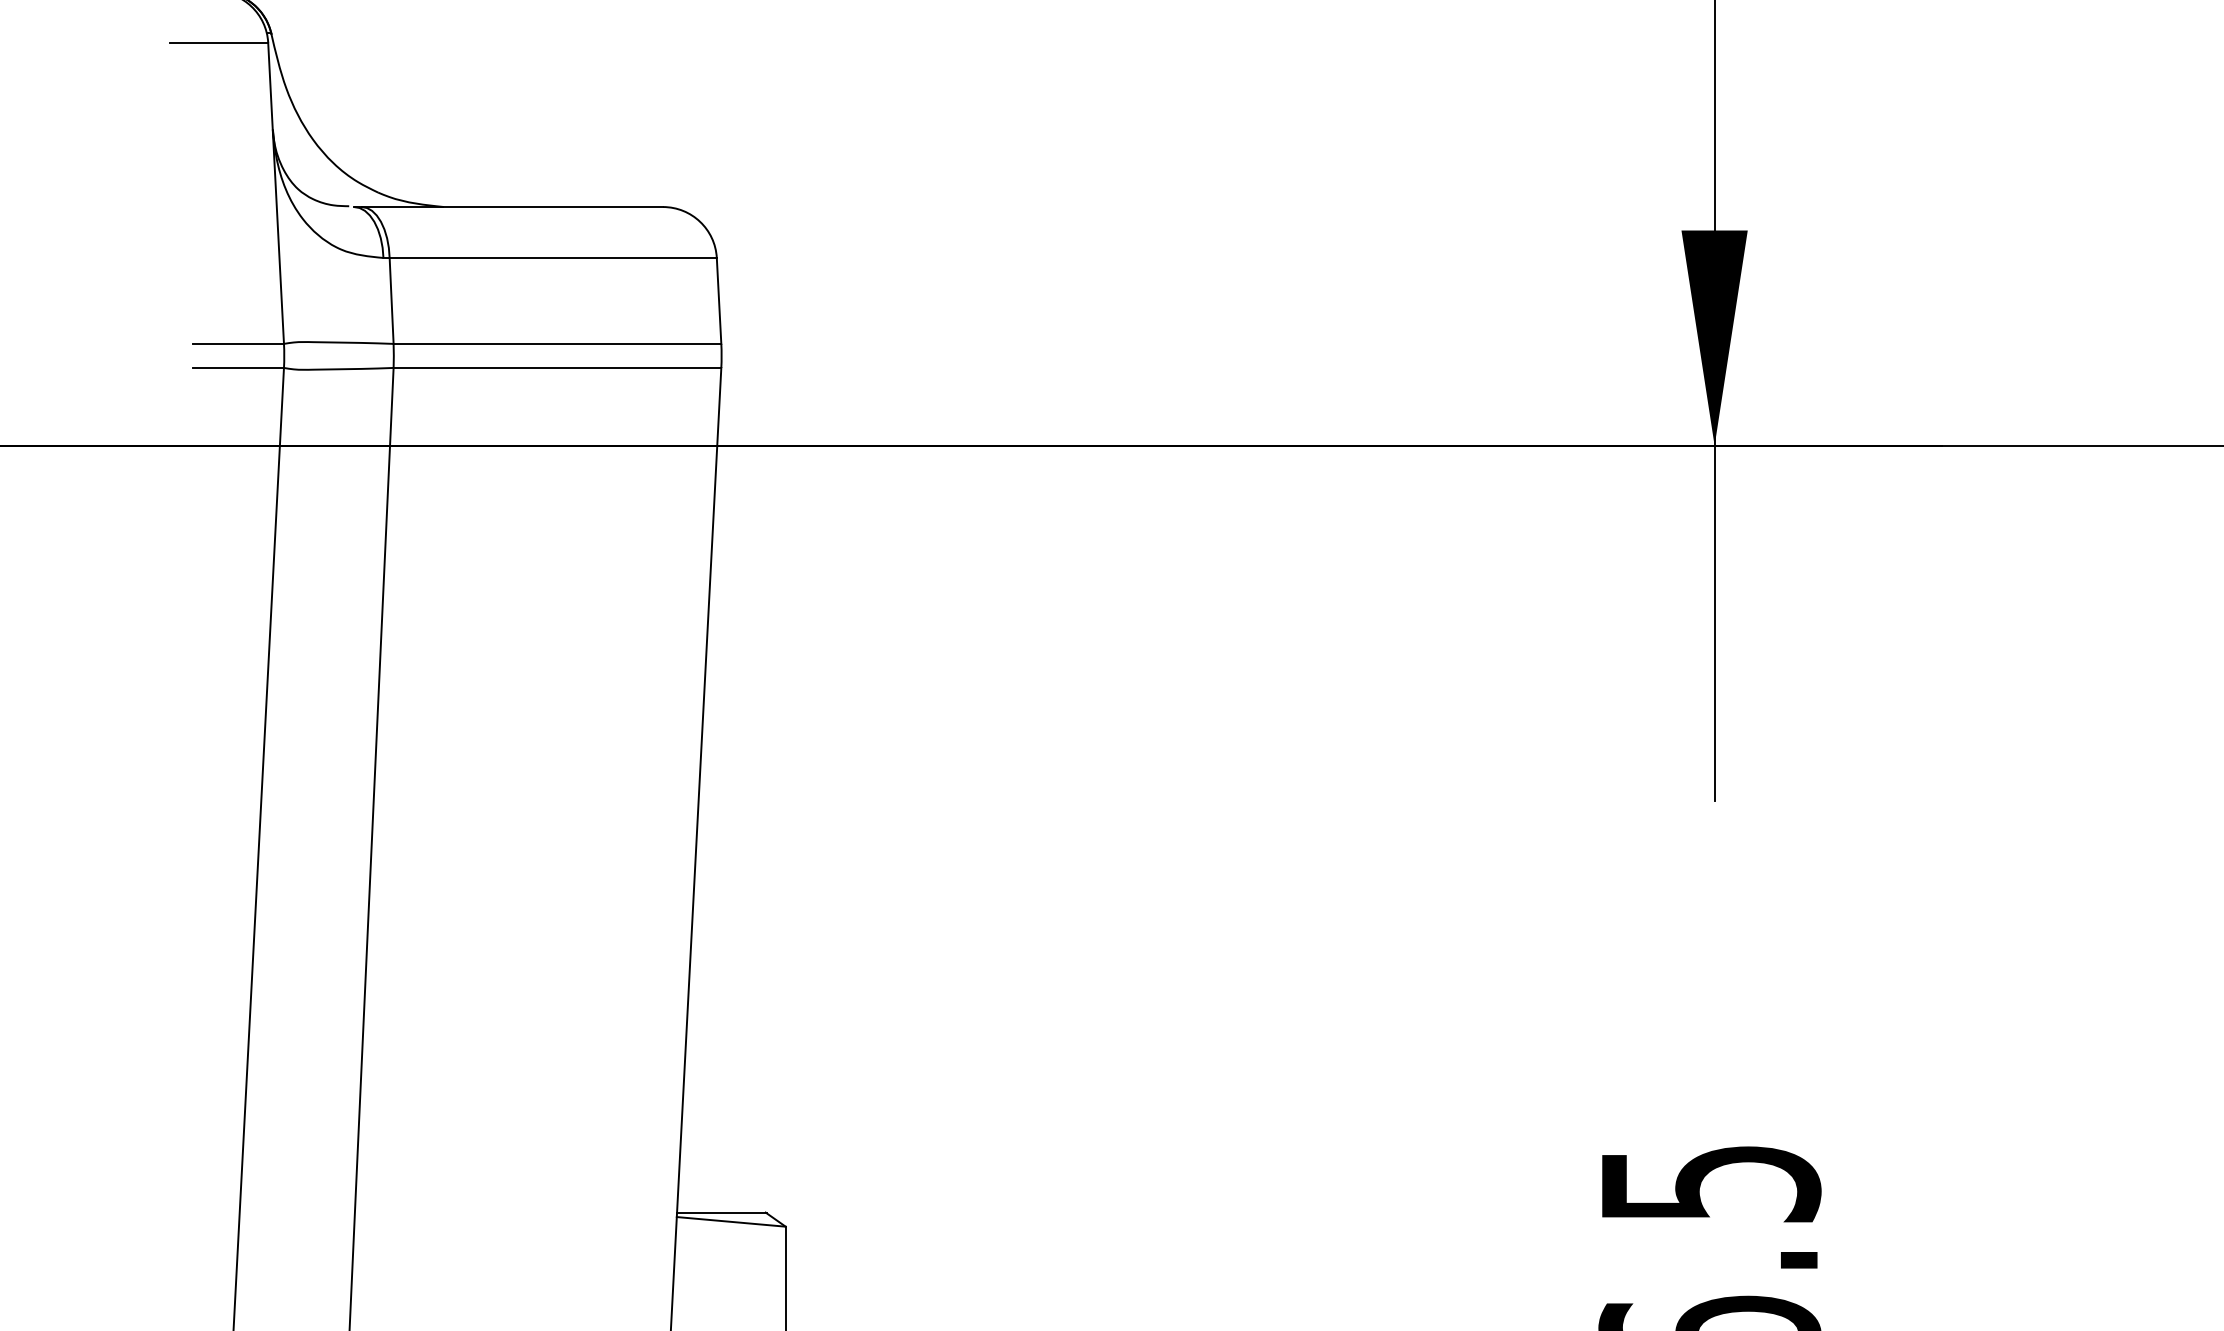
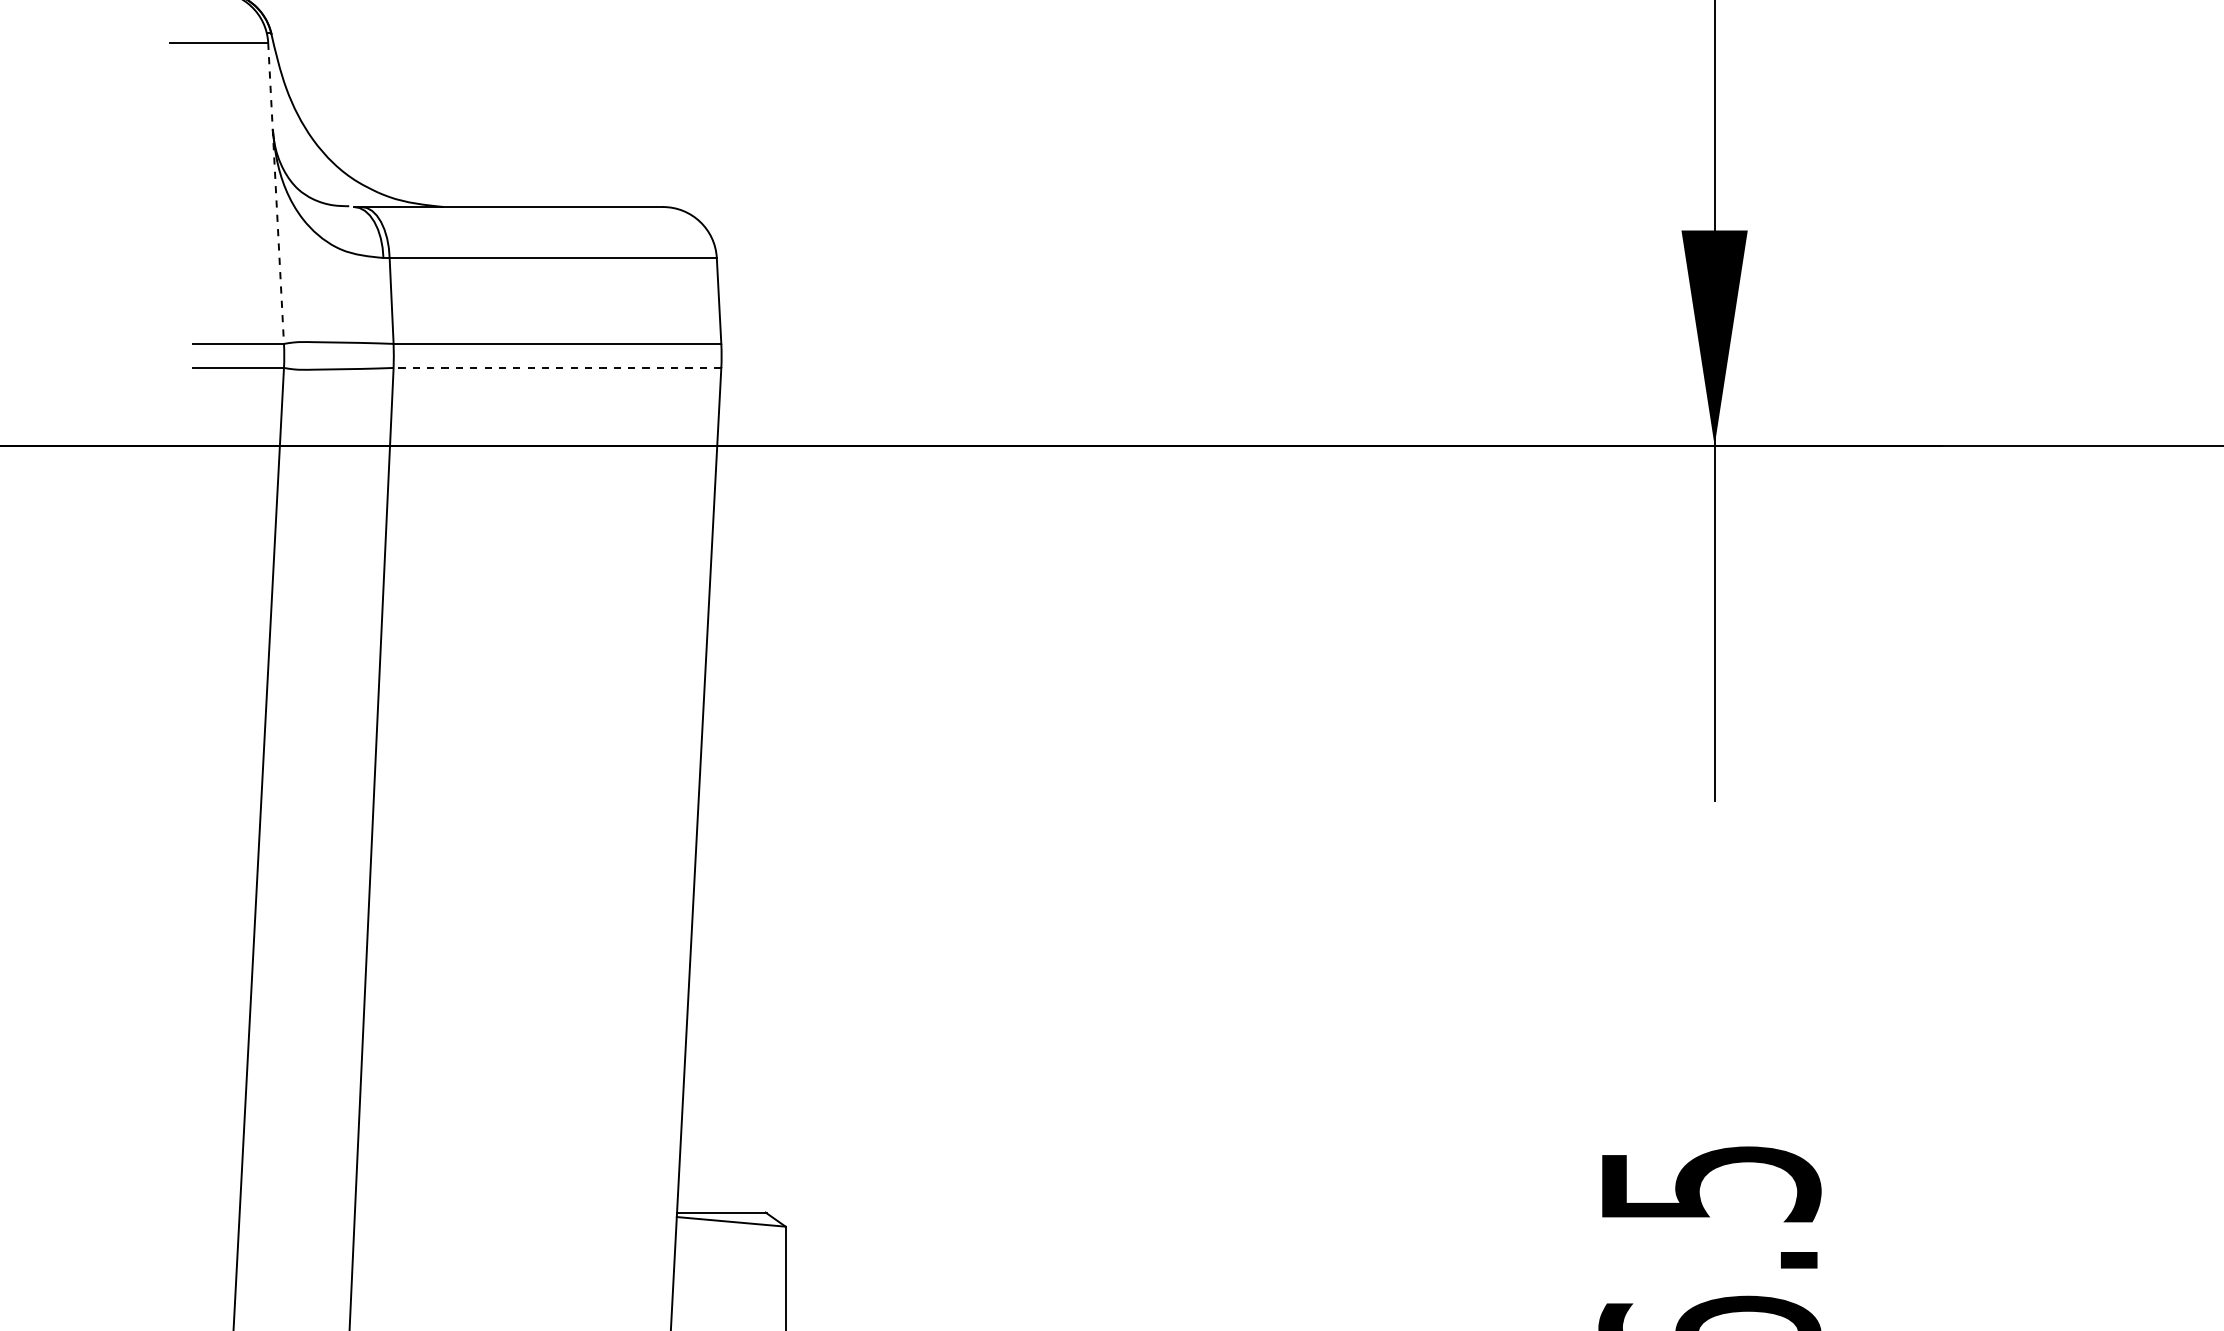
line: solid -> dashed (276, 193)
line: solid -> dashed (557, 367)
